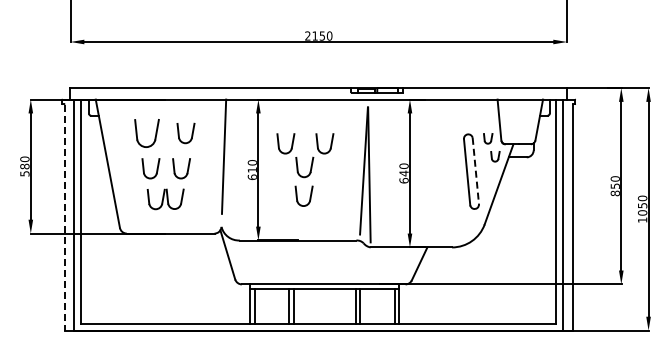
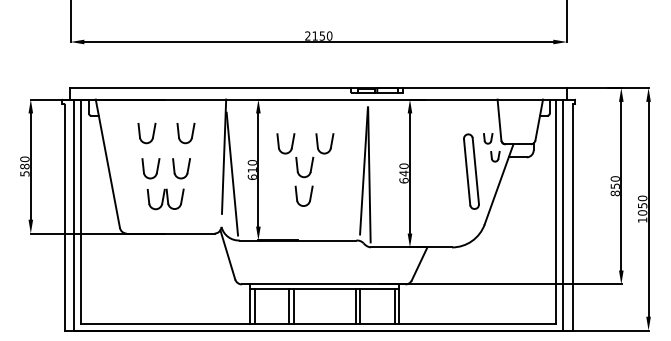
part size: 26x29 px -> 20x23 px (146, 133)
line: dashed -> solid (475, 171)
line: none -> present (232, 173)
line: dashed -> solid (64, 217)
